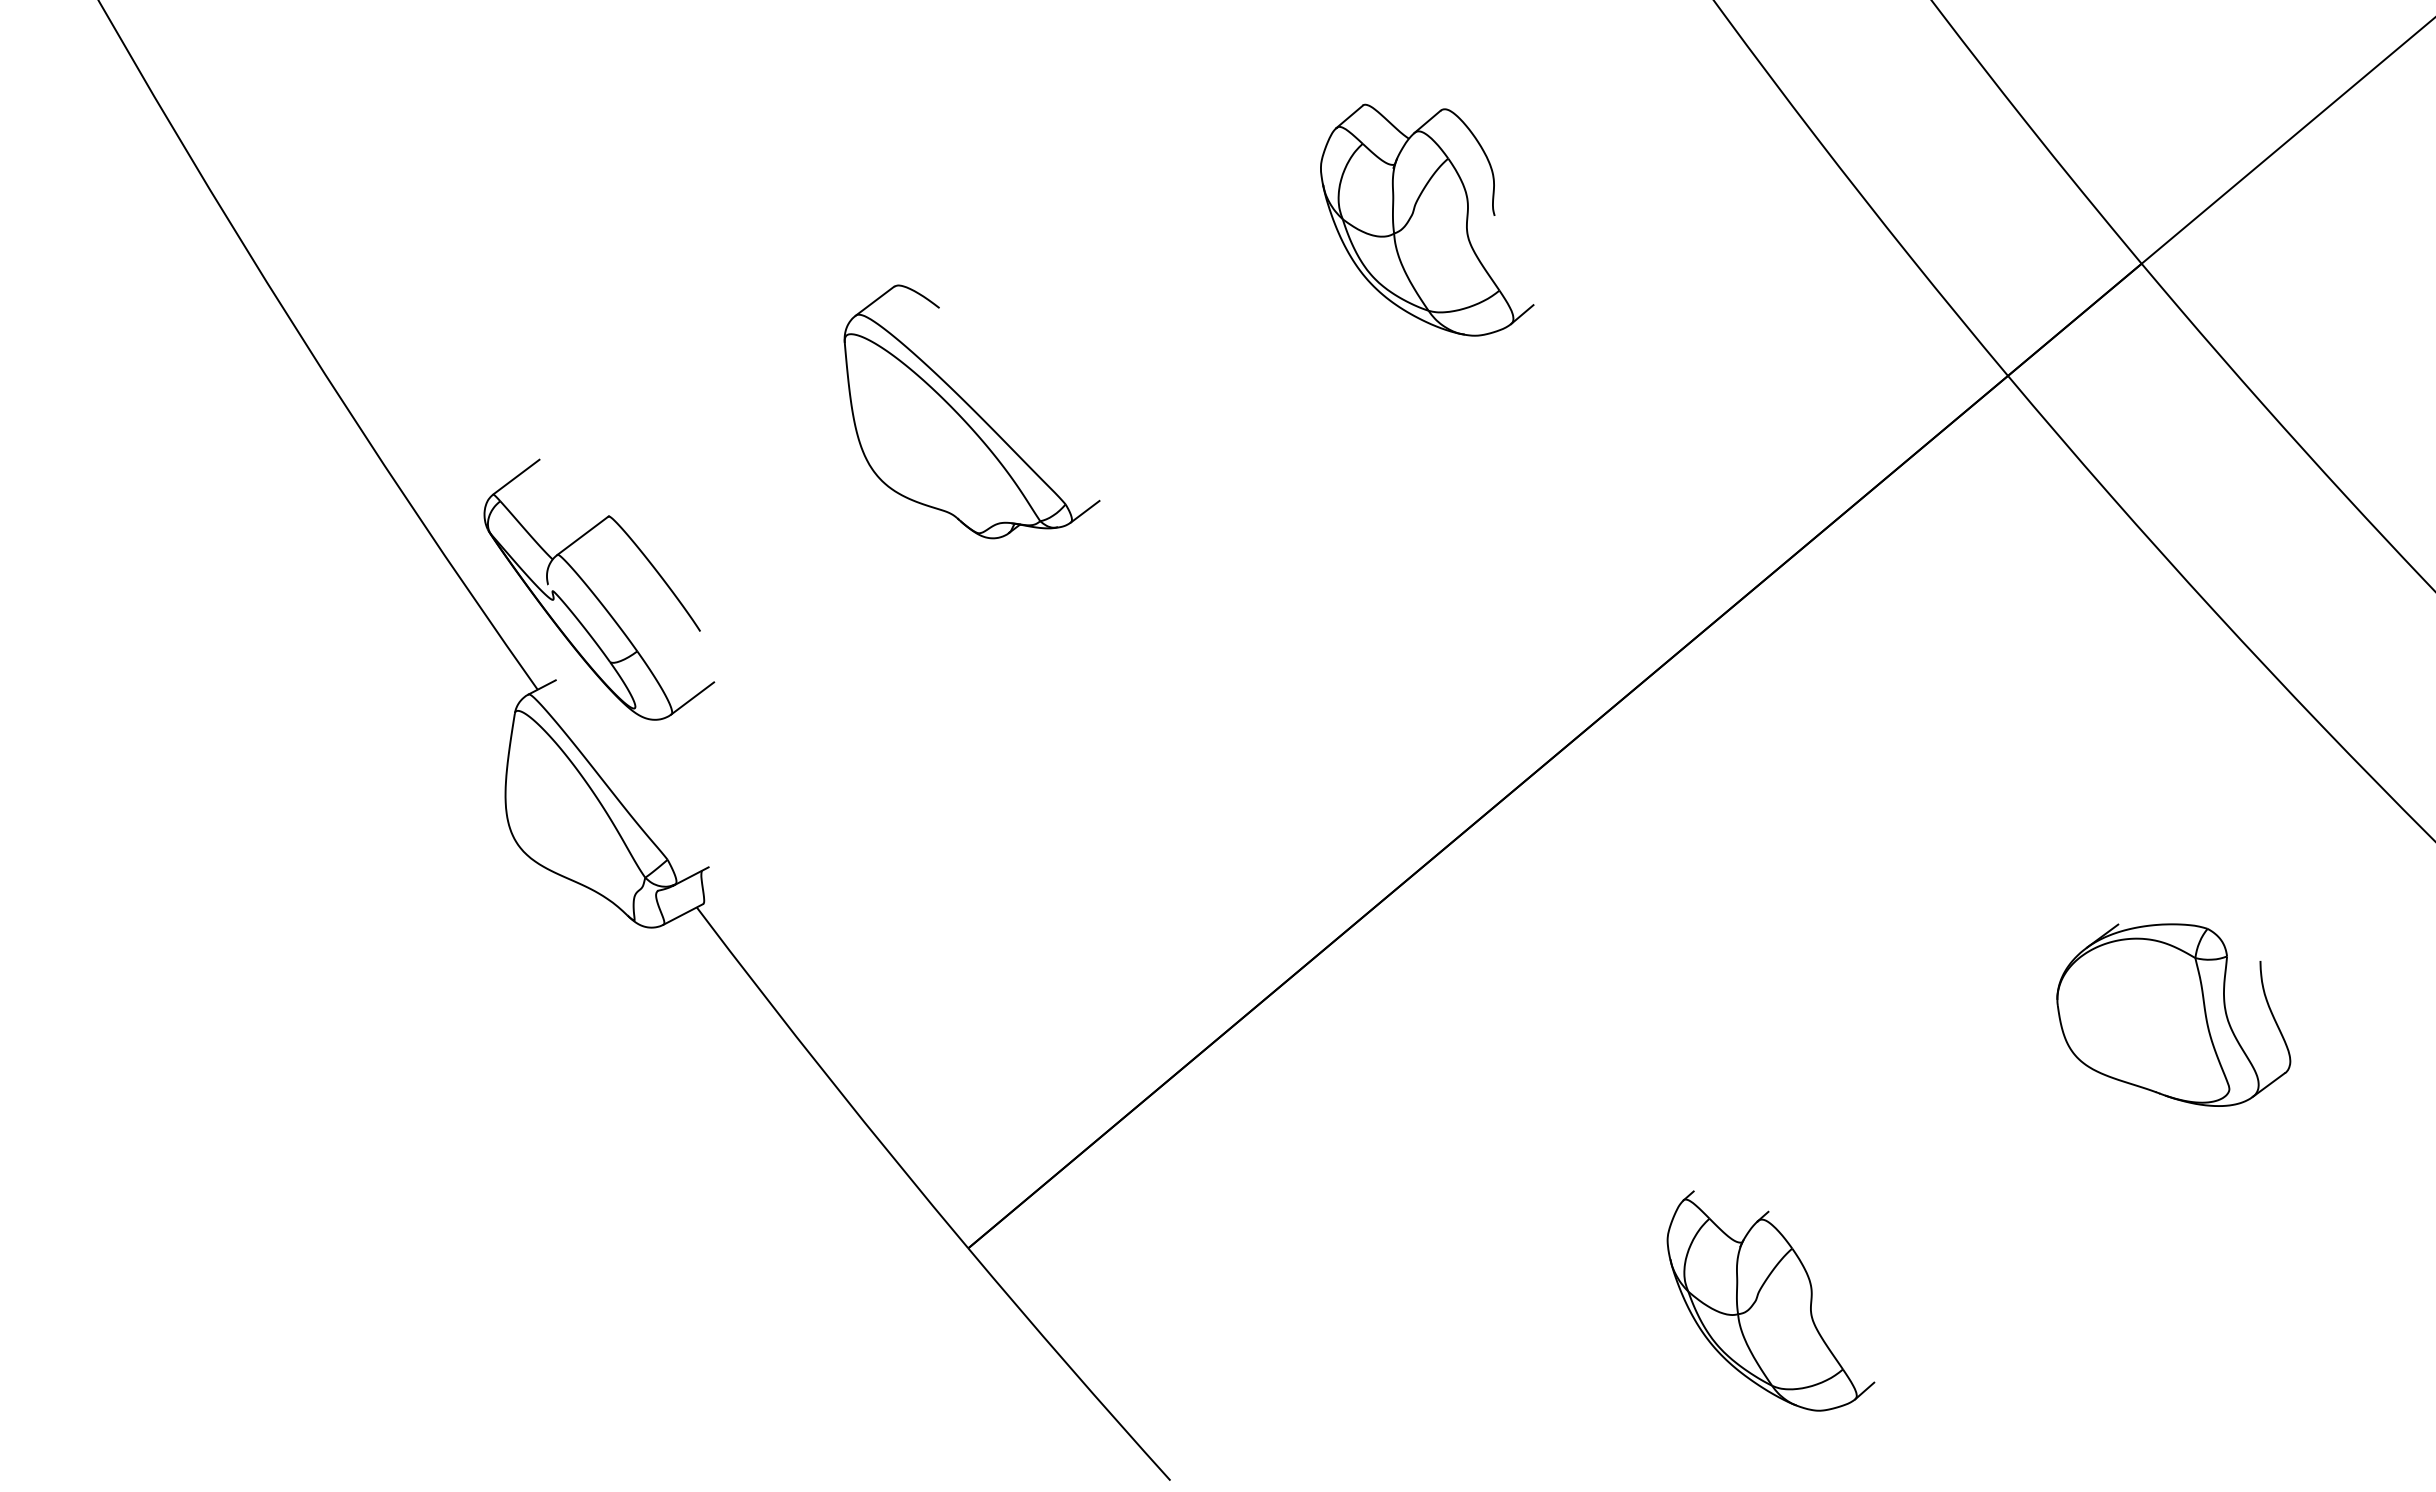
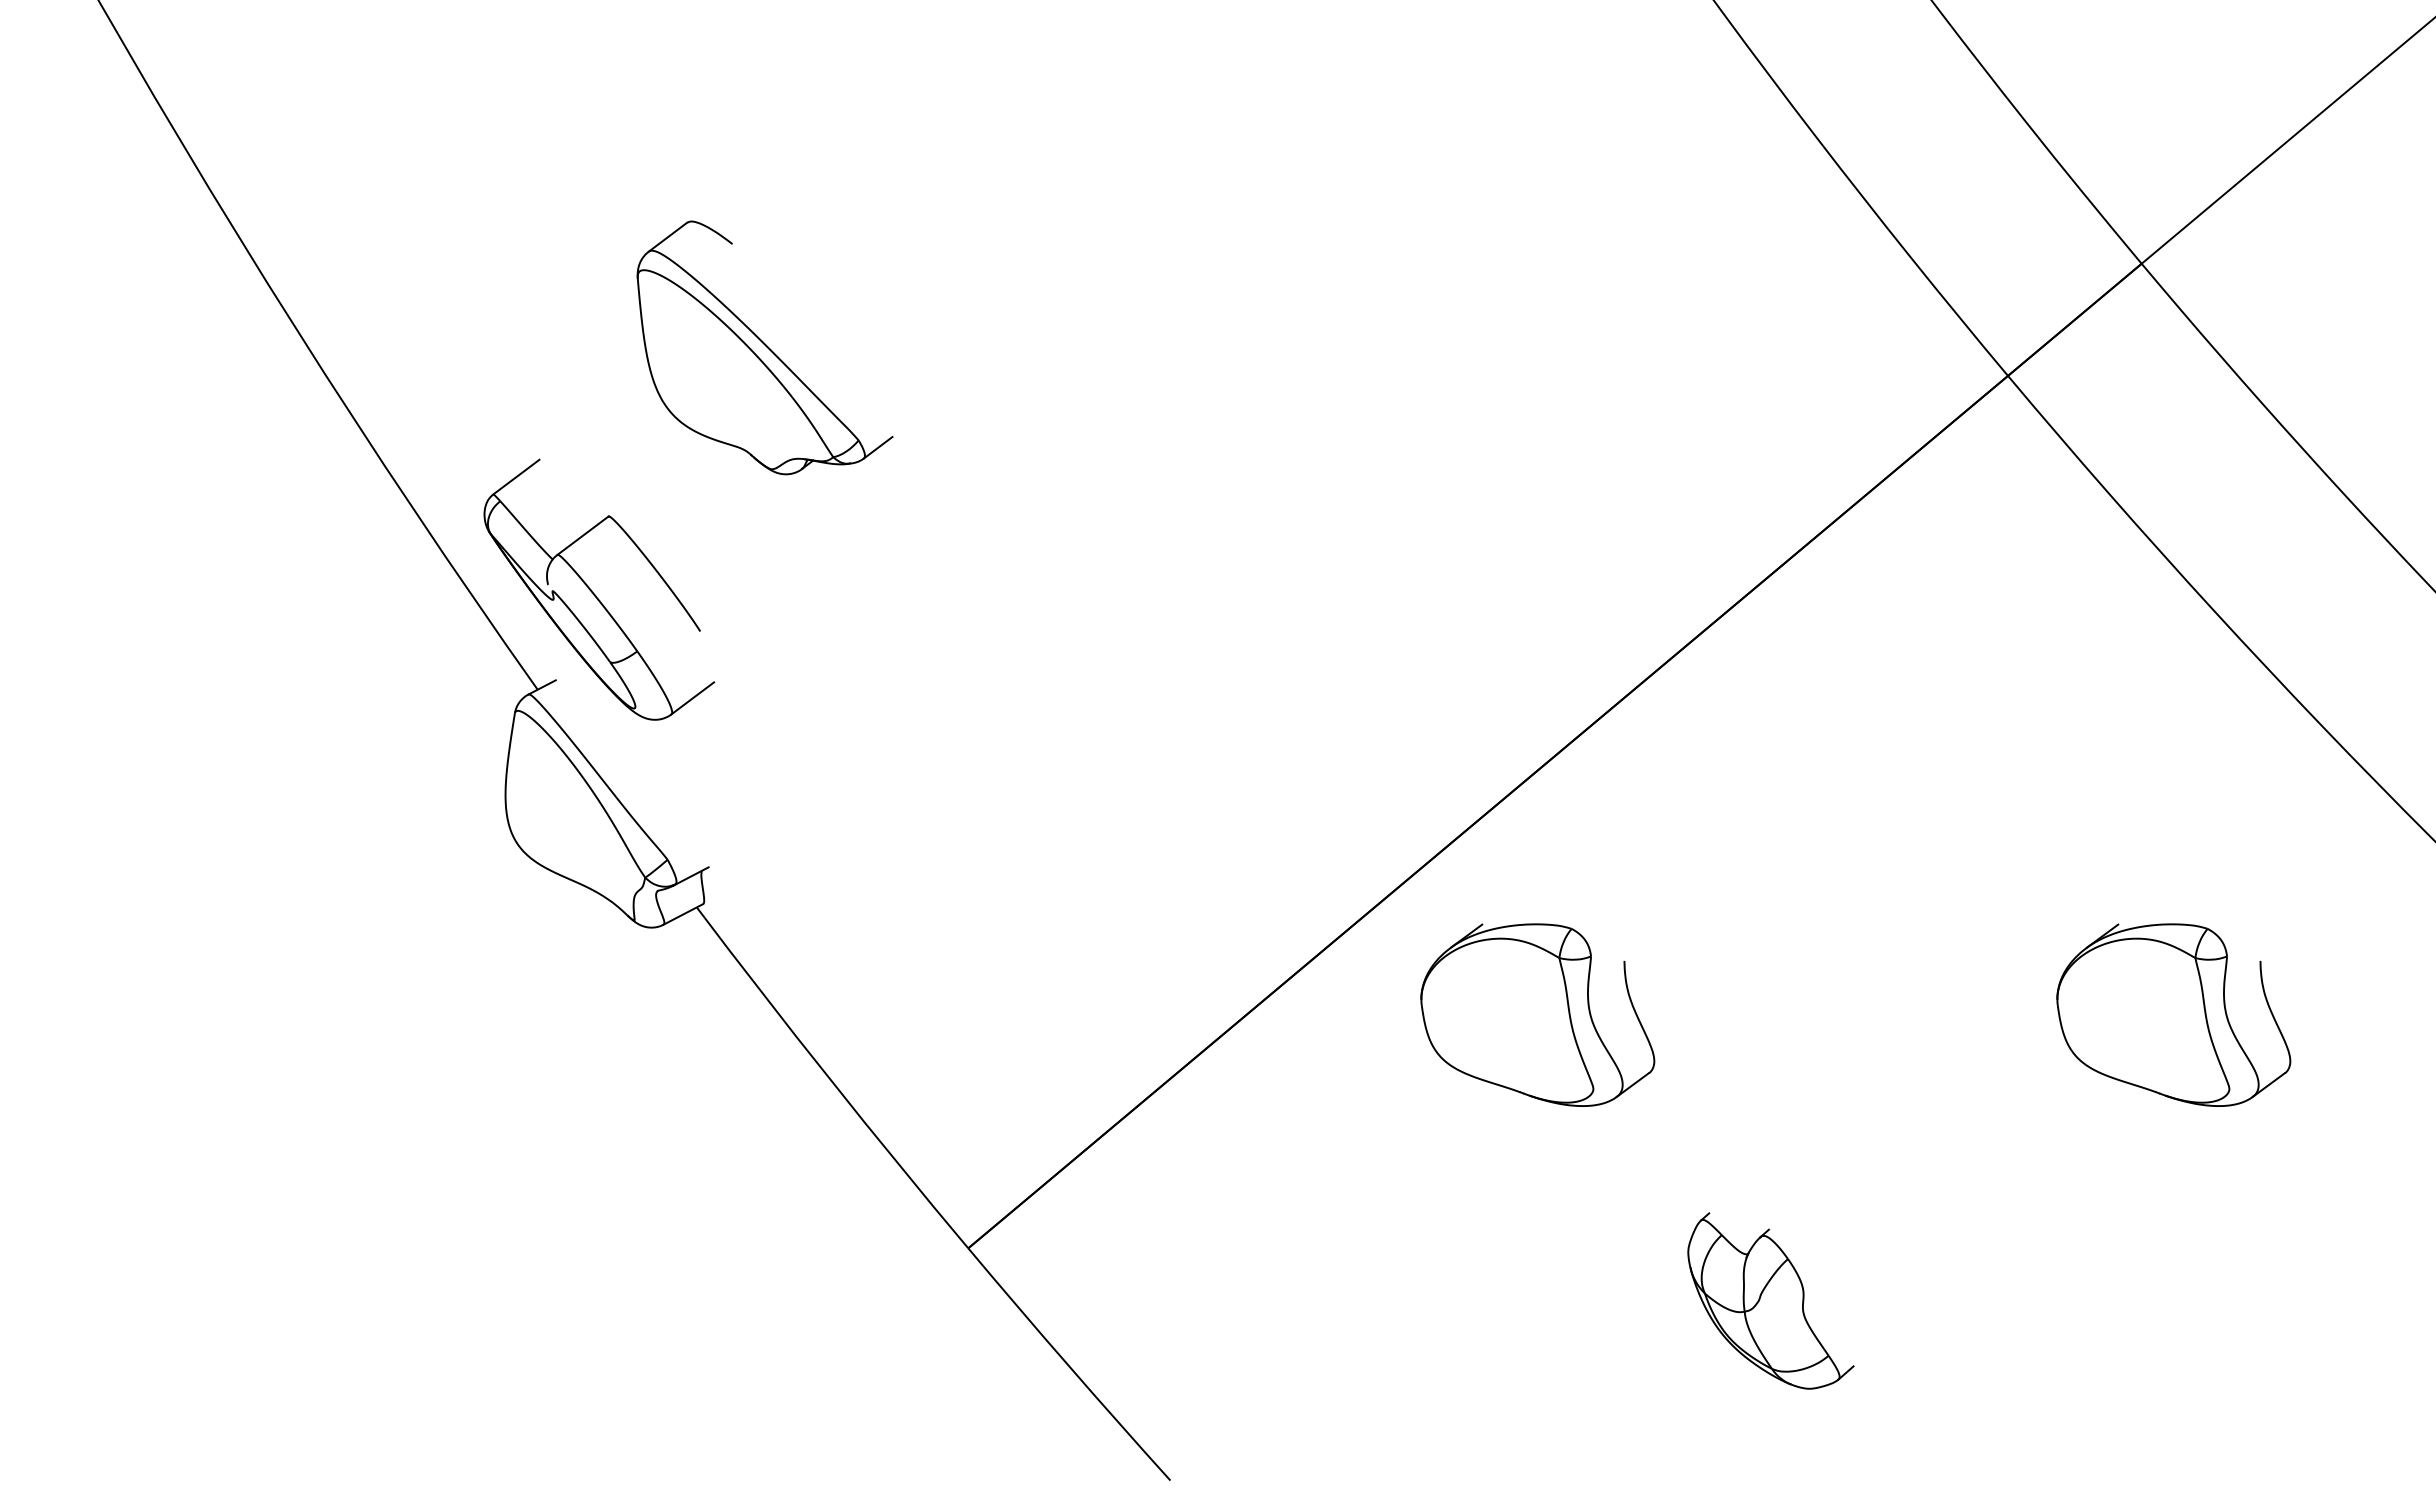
part: present -> none (1427, 219)
part position: (971, 411) -> (764, 347) (764, 347)
part: none -> present (1537, 1014)
part size: 210x222 px -> 168x178 px (1770, 1300)
